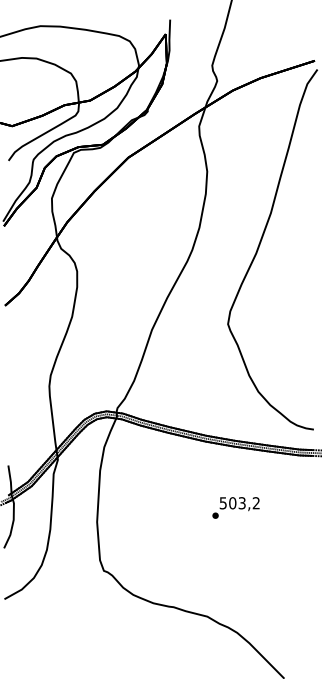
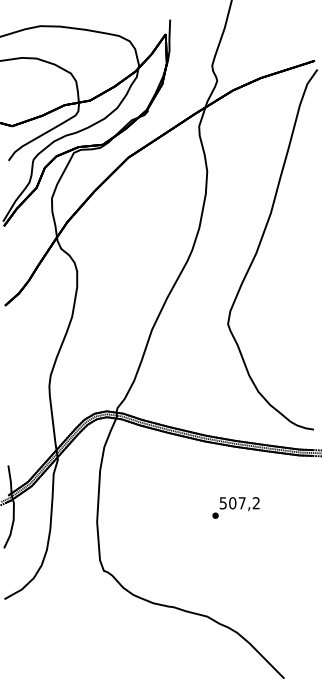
text: 503,2 -> 507,2 (241, 503)
